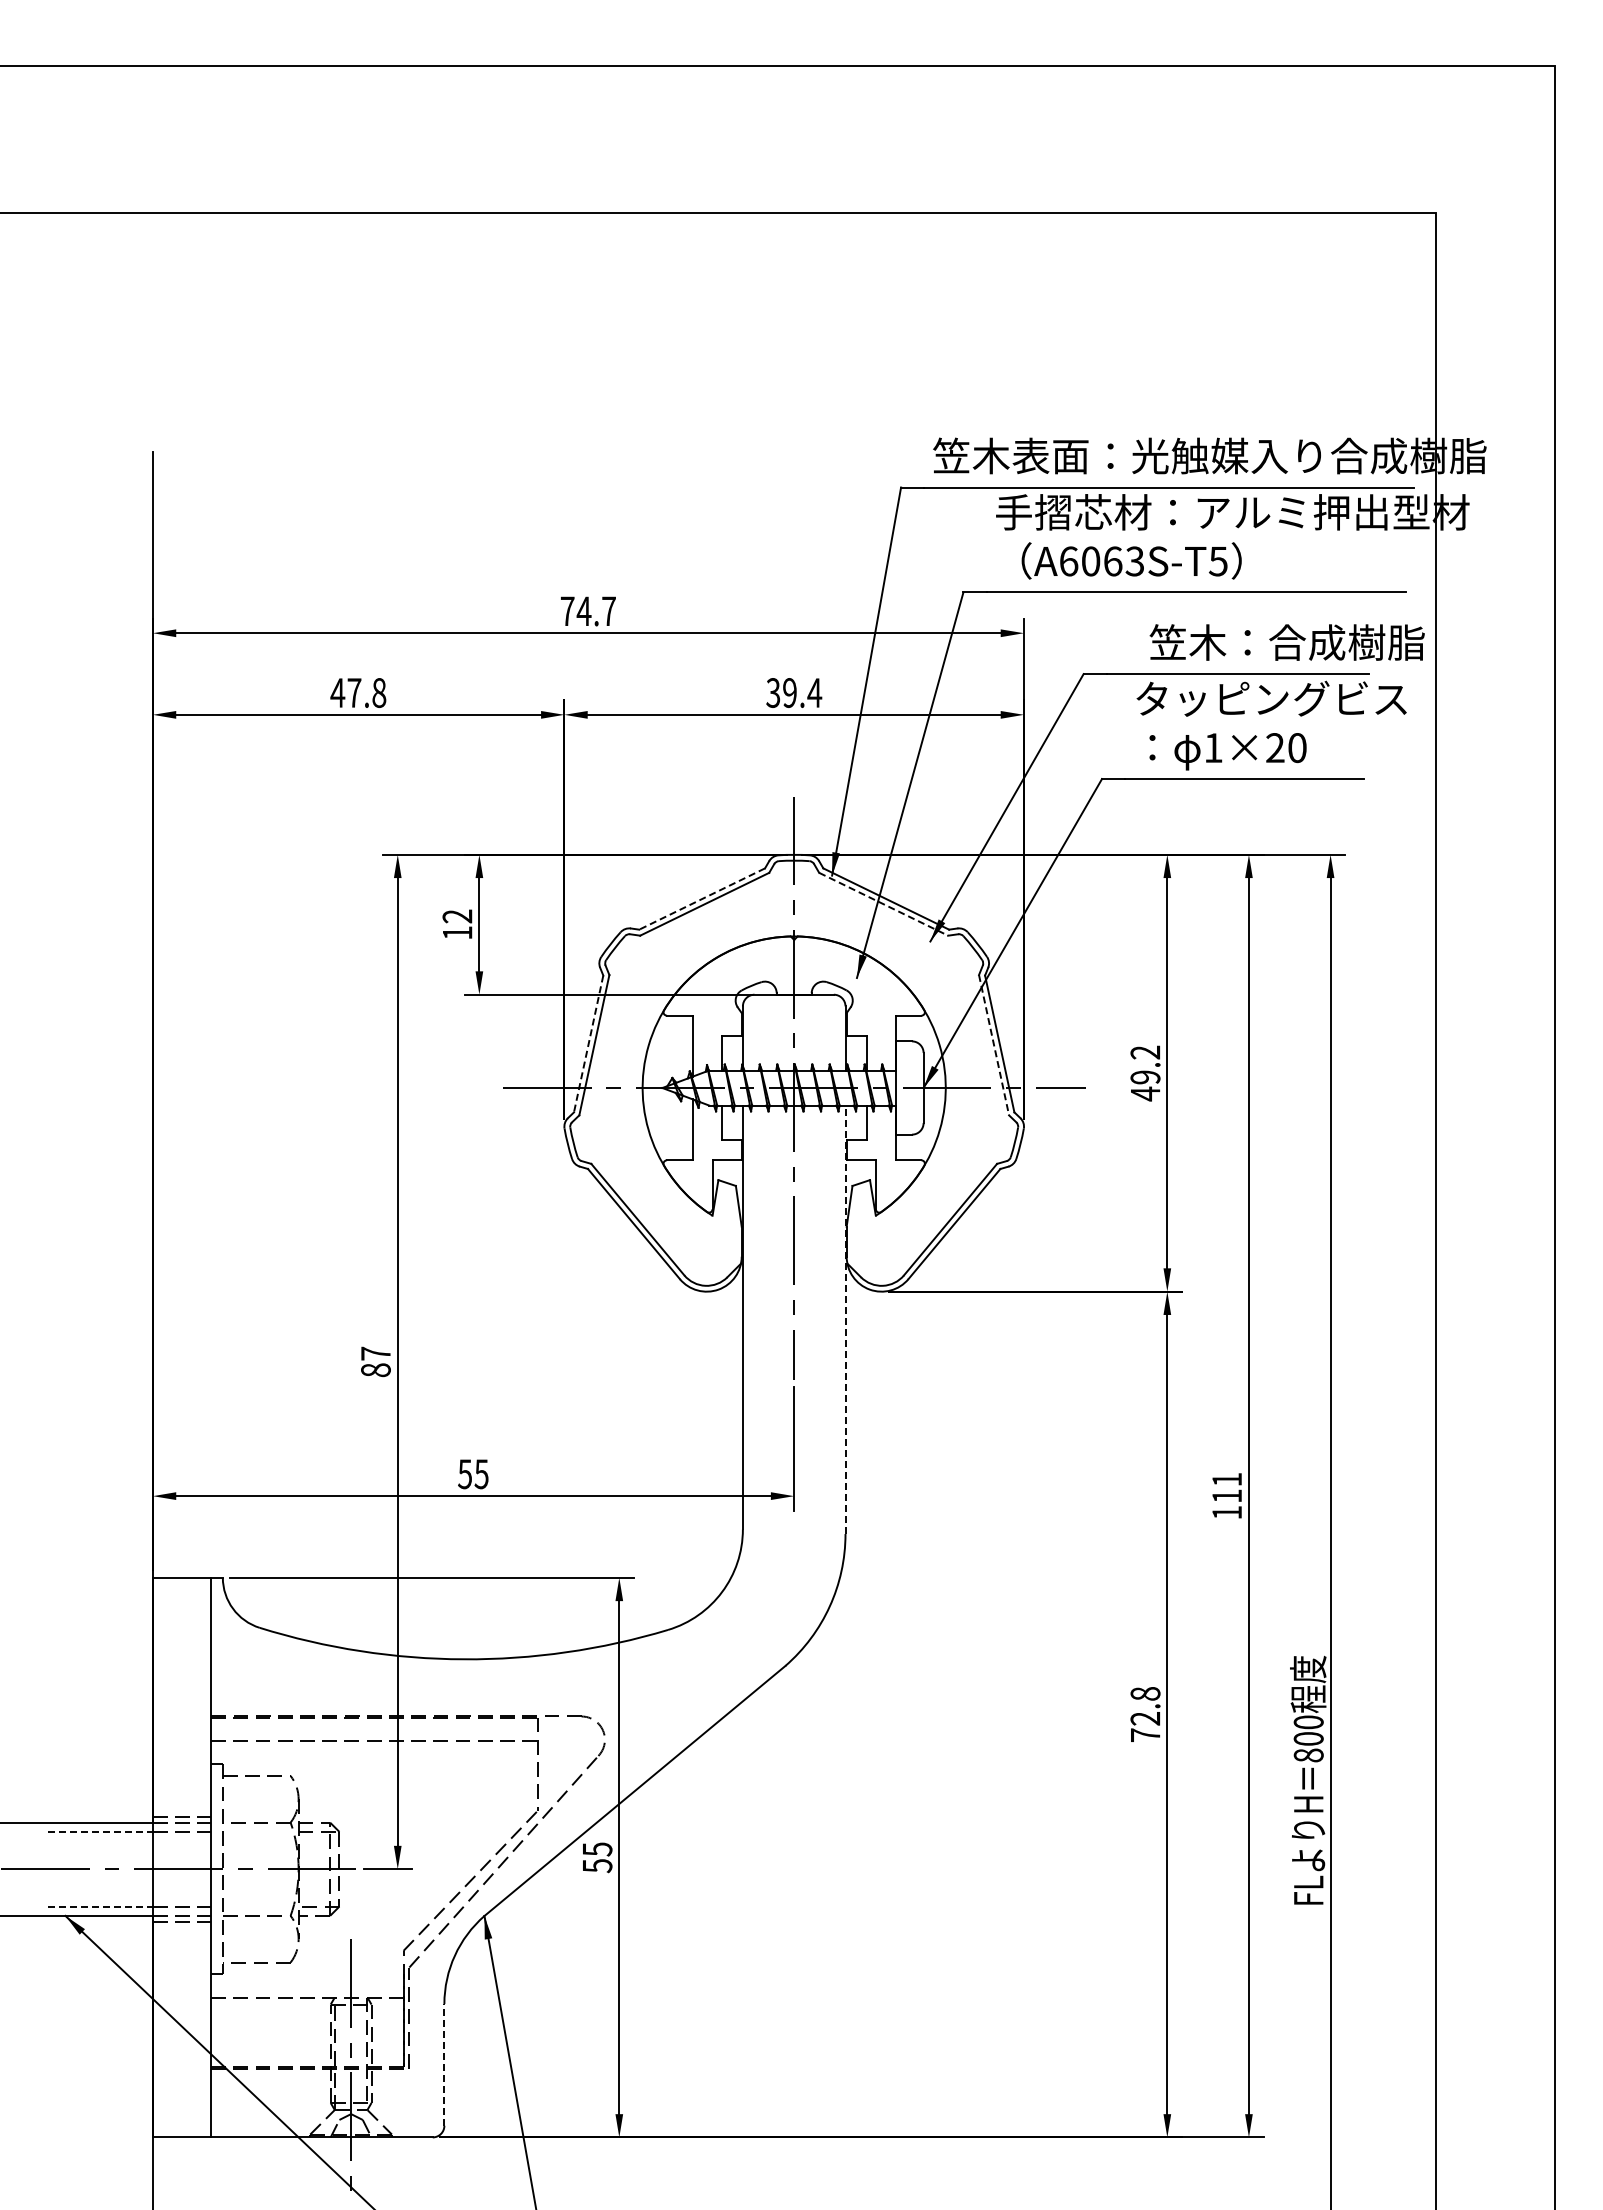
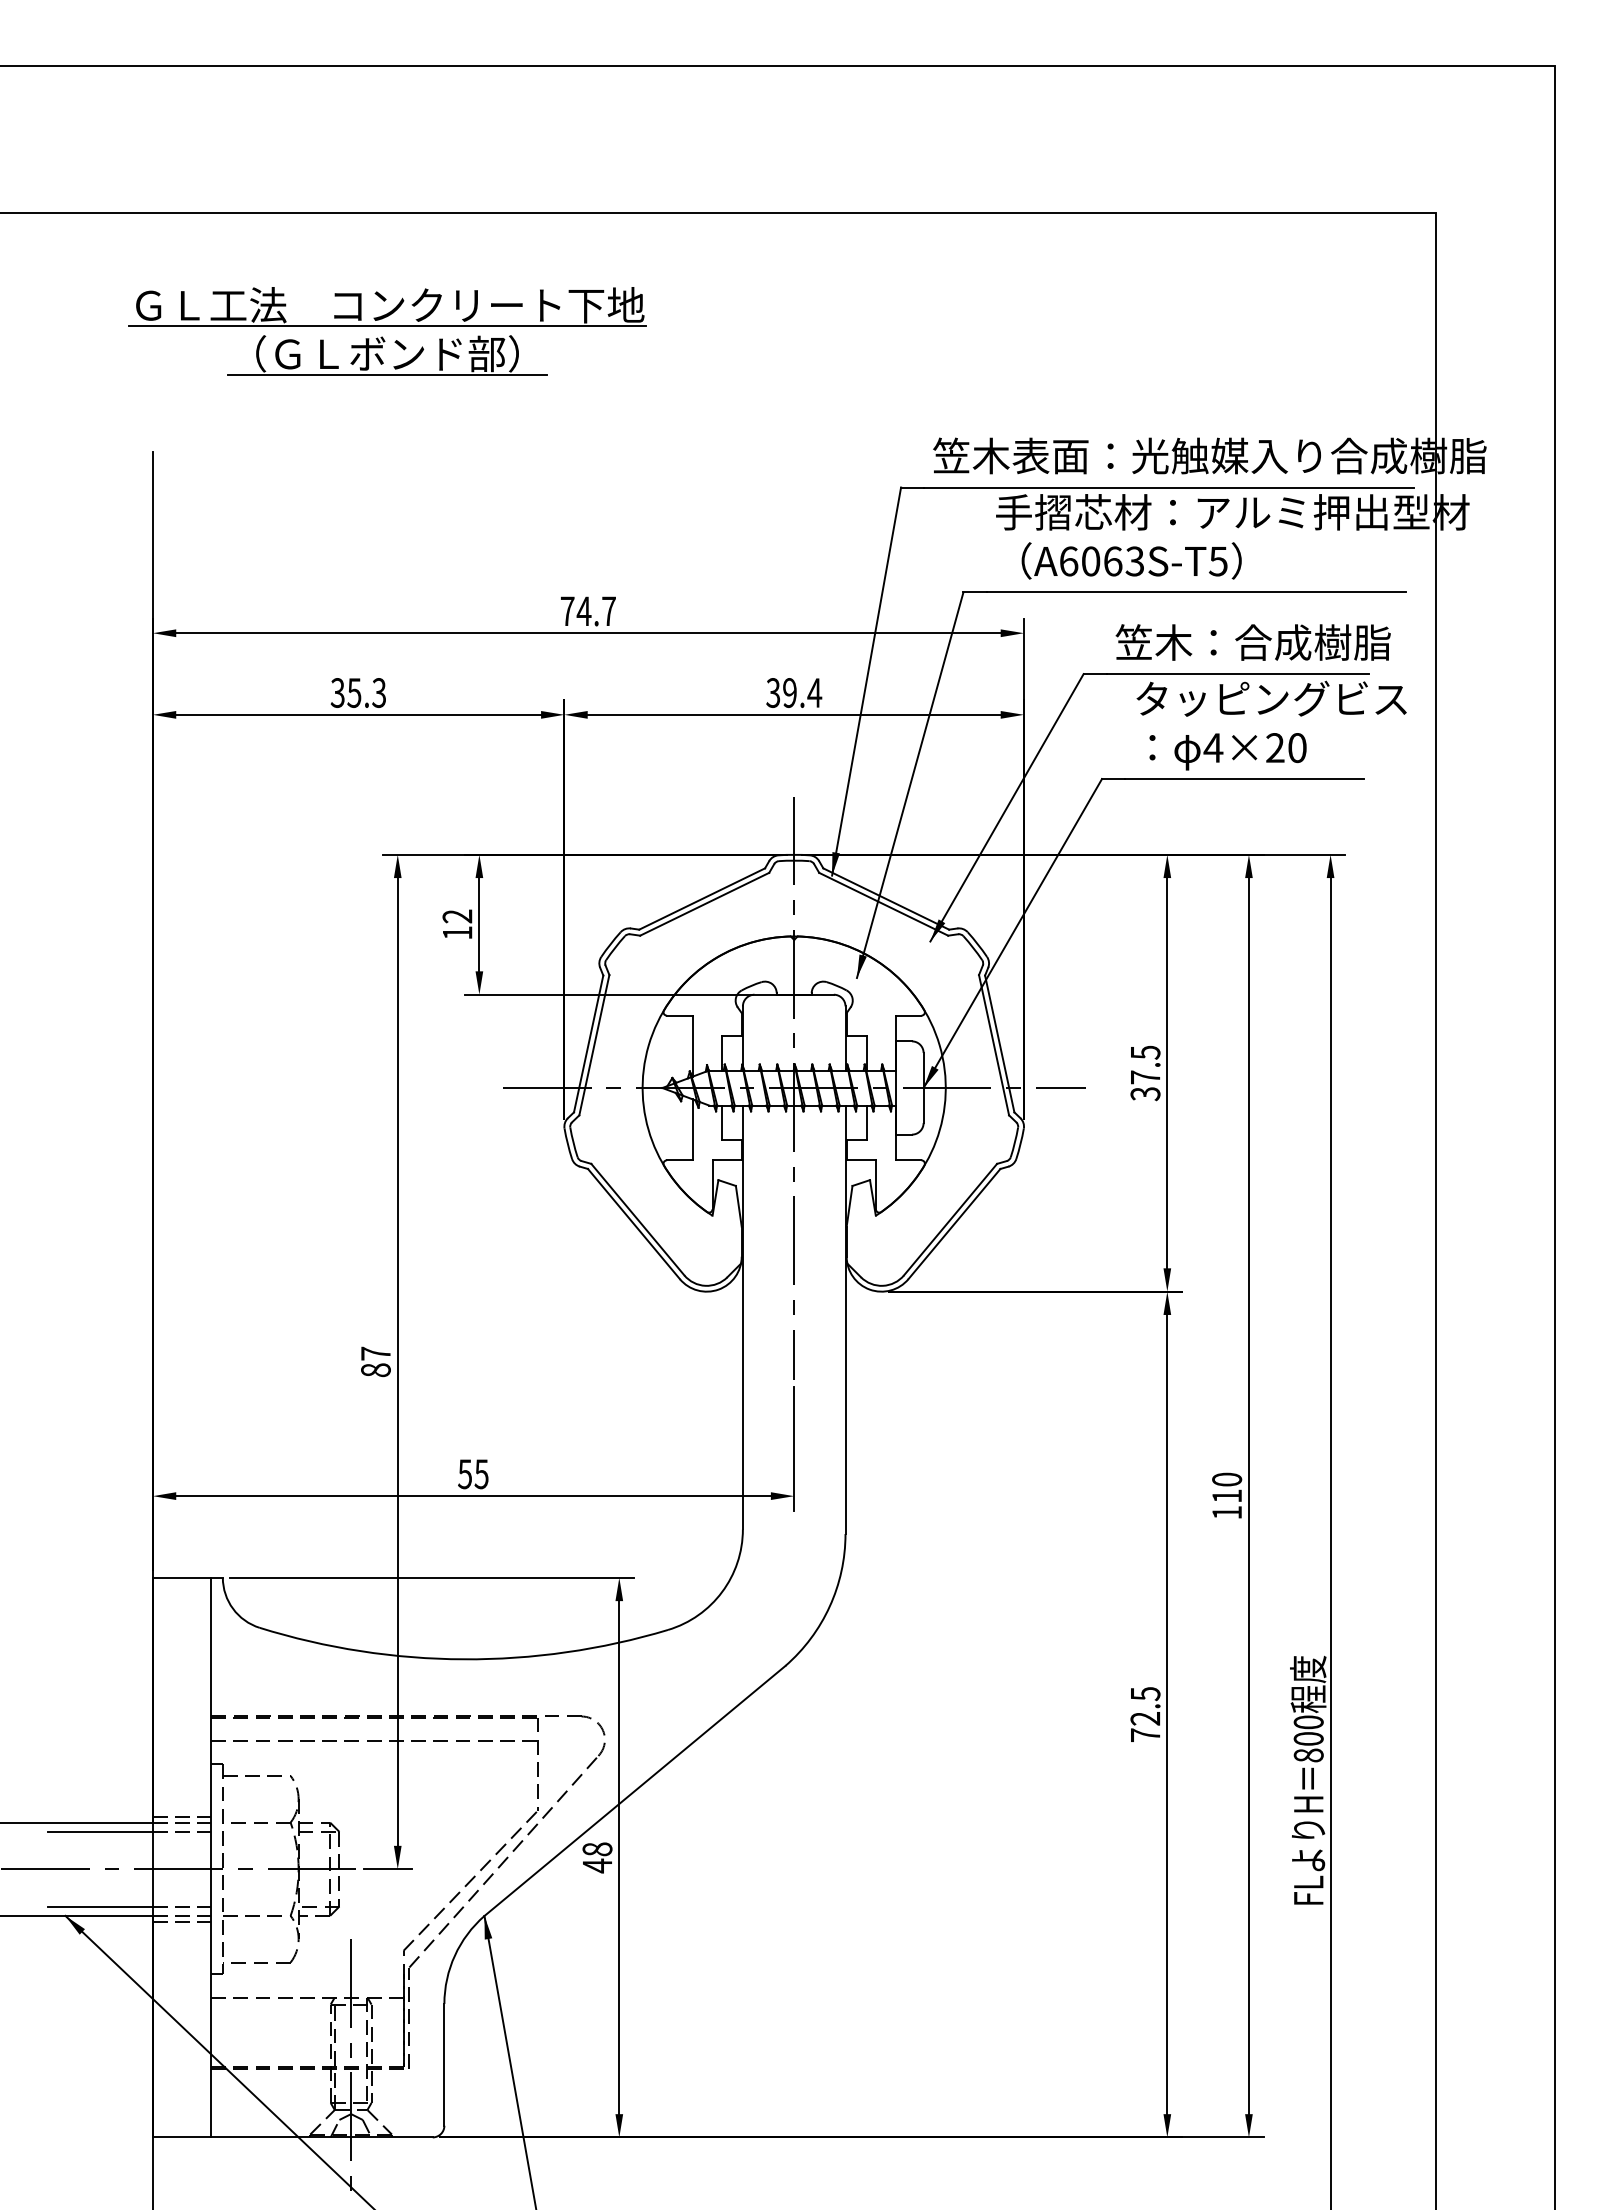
part: none -> present (387, 331)
text position: (1286, 642) -> (1252, 642) (1252, 642)
text: 47.8 -> 35.3 (358, 693)
text: 1×20 -> 4×20 (1213, 747)
line: dashed -> solid (702, 899)
line: dashed -> solid (883, 904)
line: dashed -> solid (588, 1043)
line: dashed -> solid (994, 1045)
text: 49.2 -> 37.5 (1145, 1073)
line: dashed -> solid (845, 1319)
text: 111 -> 110 (1227, 1479)
text: 72.8 -> 72.5 (1145, 1694)
line: dashed -> solid (100, 1831)
text: 55 -> 48 (597, 1857)
line: dashed -> solid (100, 1906)
line: dashed -> solid (444, 2064)
